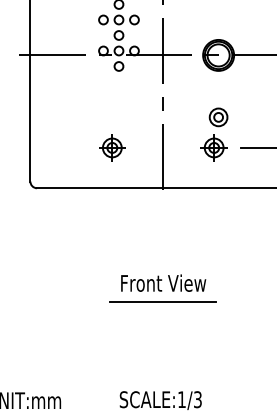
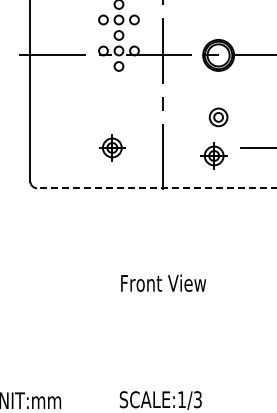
part position: (213, 147) -> (213, 155) (213, 155)
line: solid -> dashed (156, 188)
line: present -> none (163, 302)
